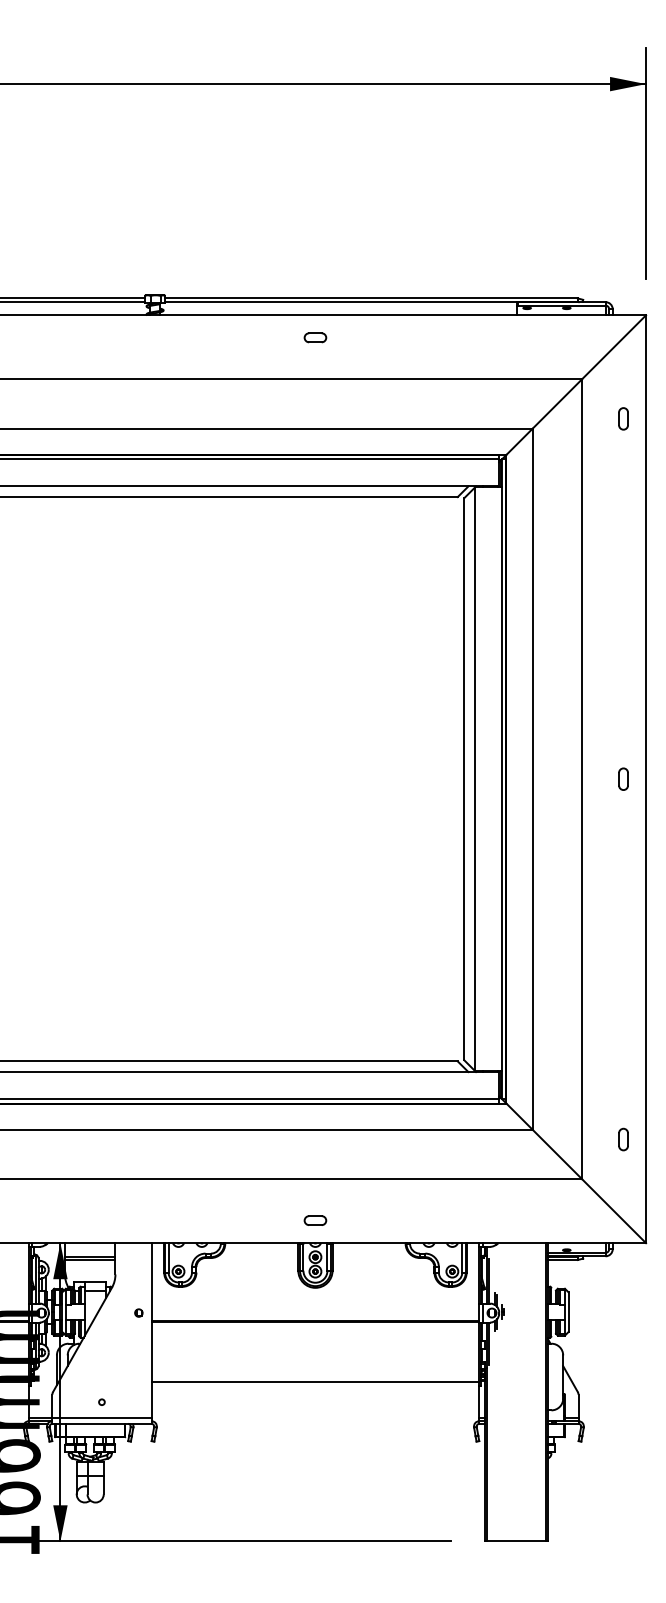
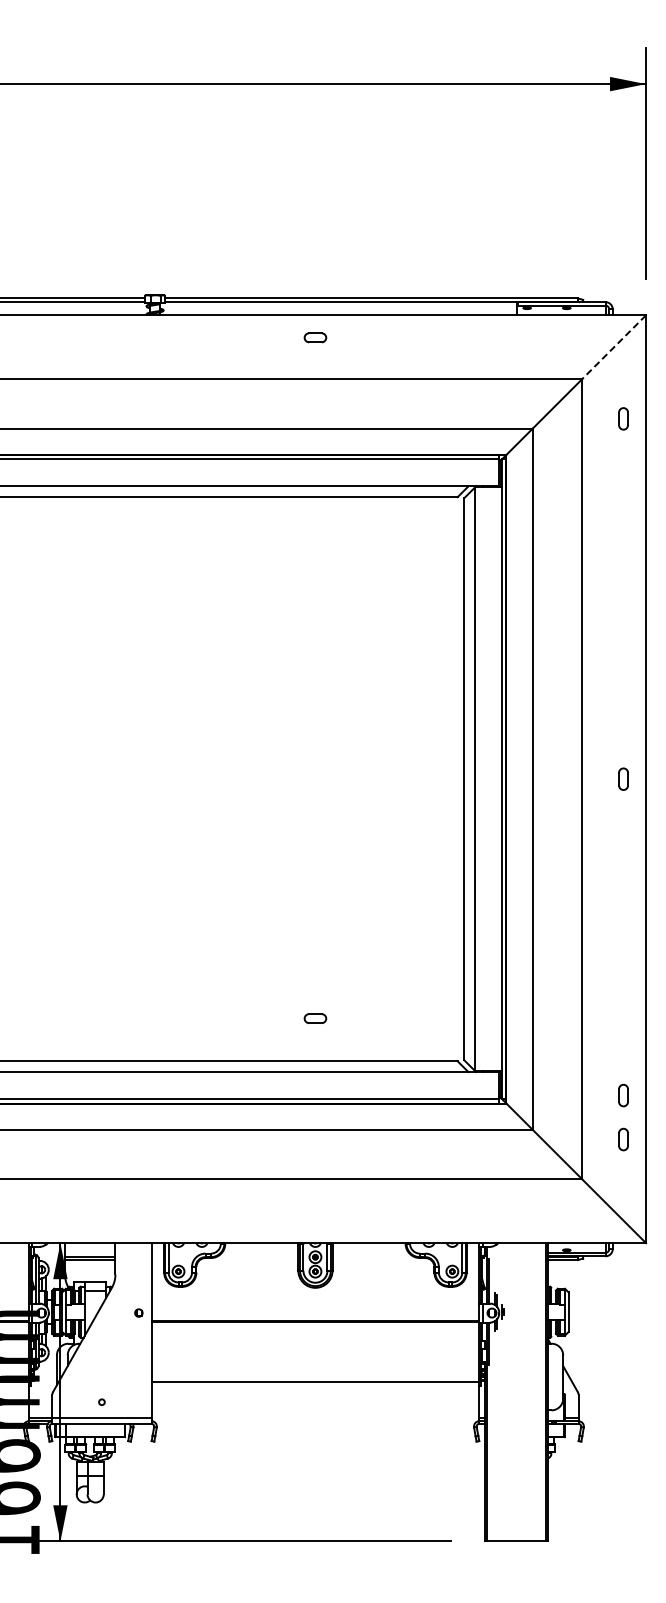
line: solid -> dashed (613, 347)
part: none -> present (623, 1095)
part position: (315, 1220) -> (315, 1018) (315, 1018)
